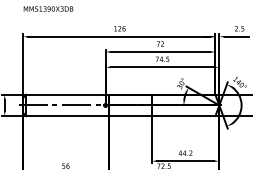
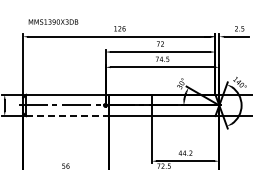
text position: (48, 8) -> (53, 21) (53, 21)
line: solid -> dashed (65, 116)
